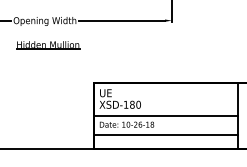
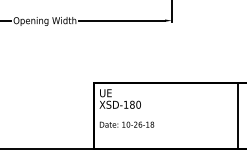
part: present -> none (48, 45)
line: present -> none (165, 116)
line: present -> none (165, 134)
